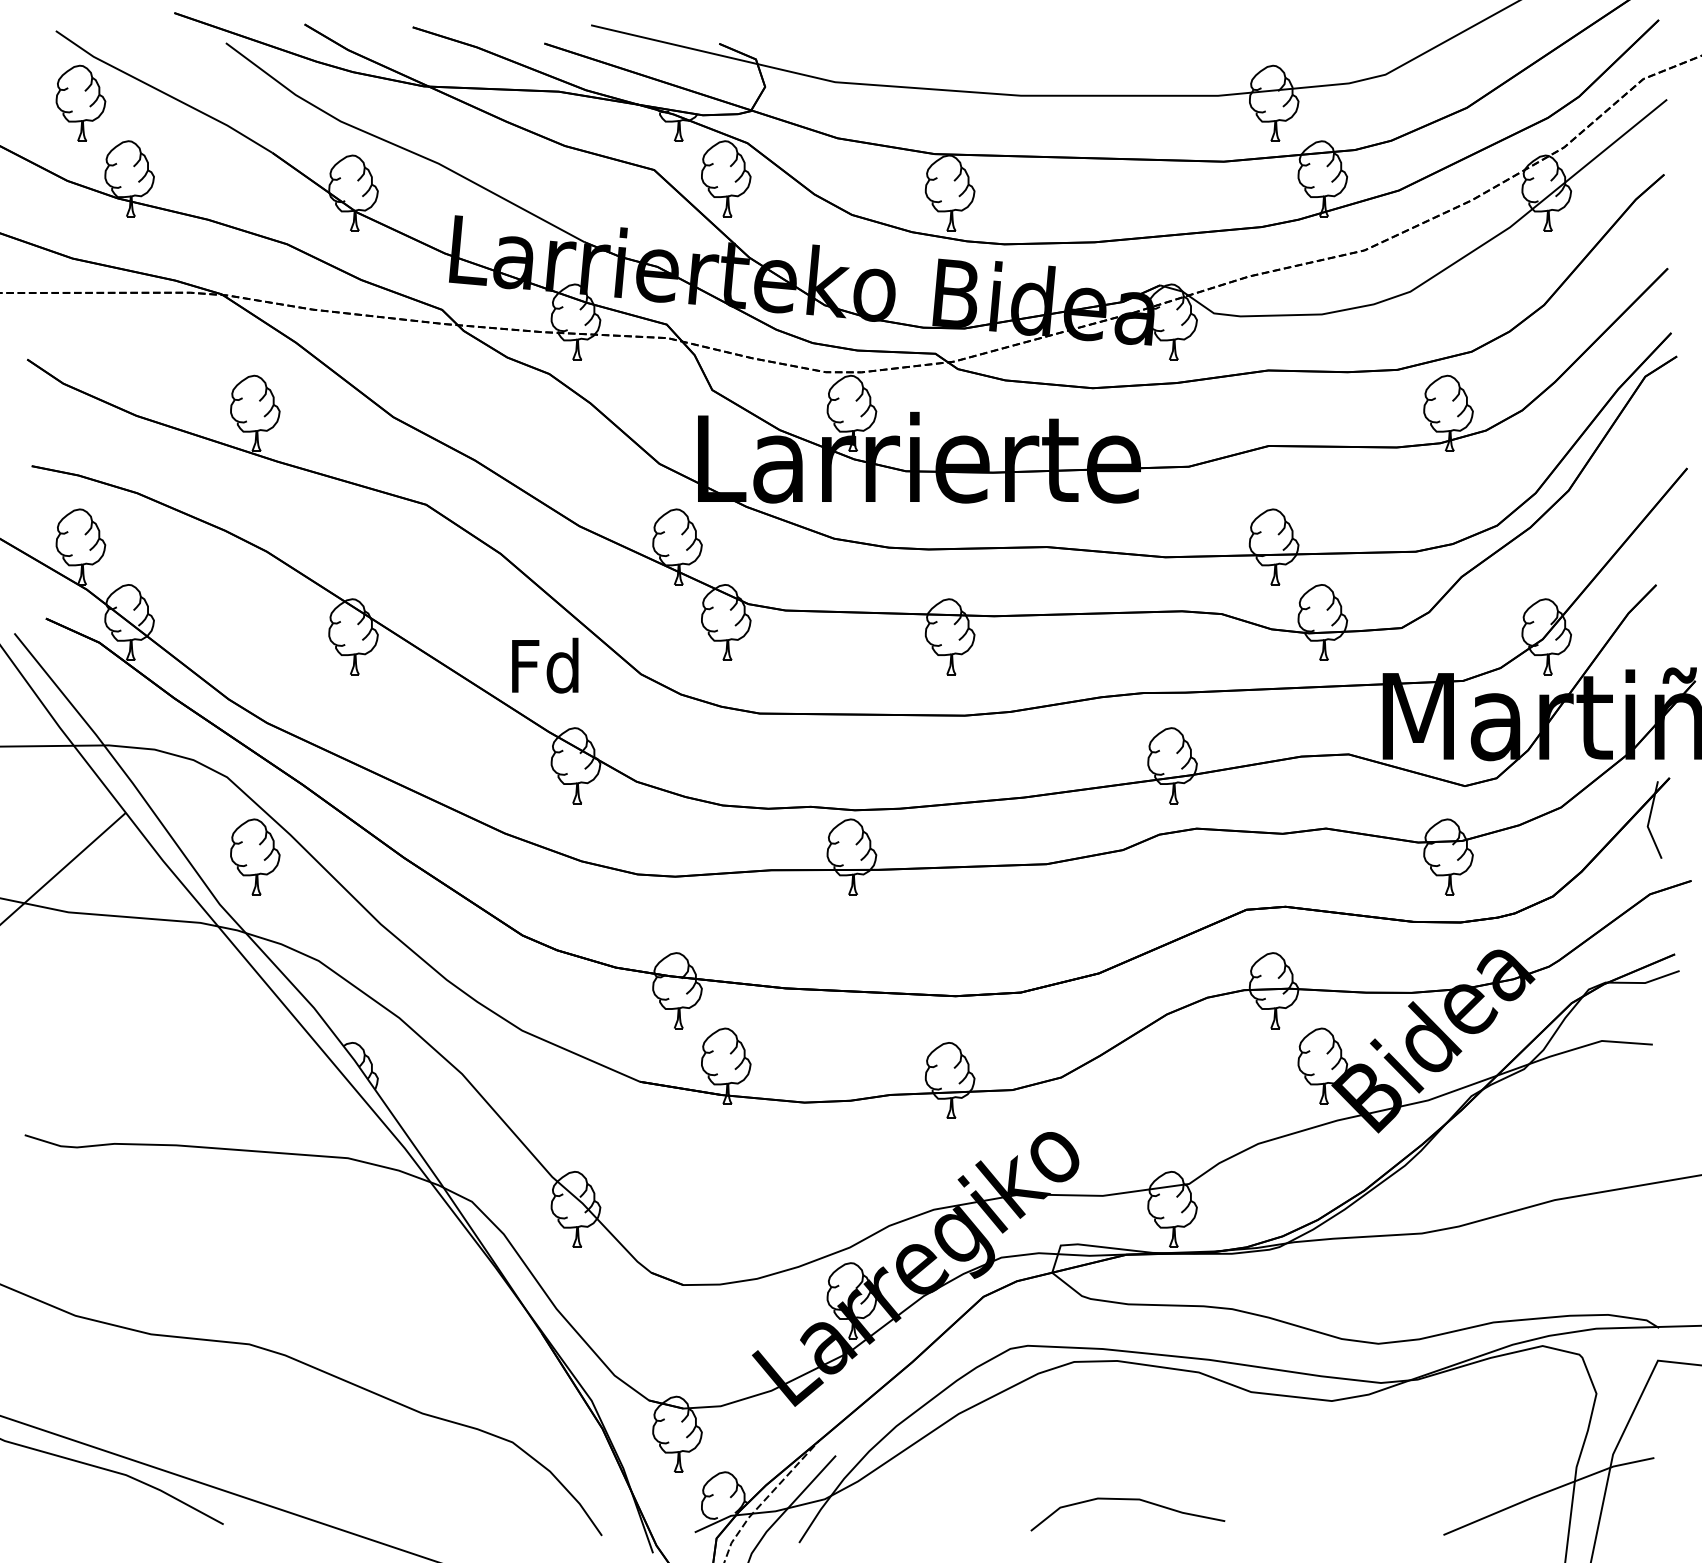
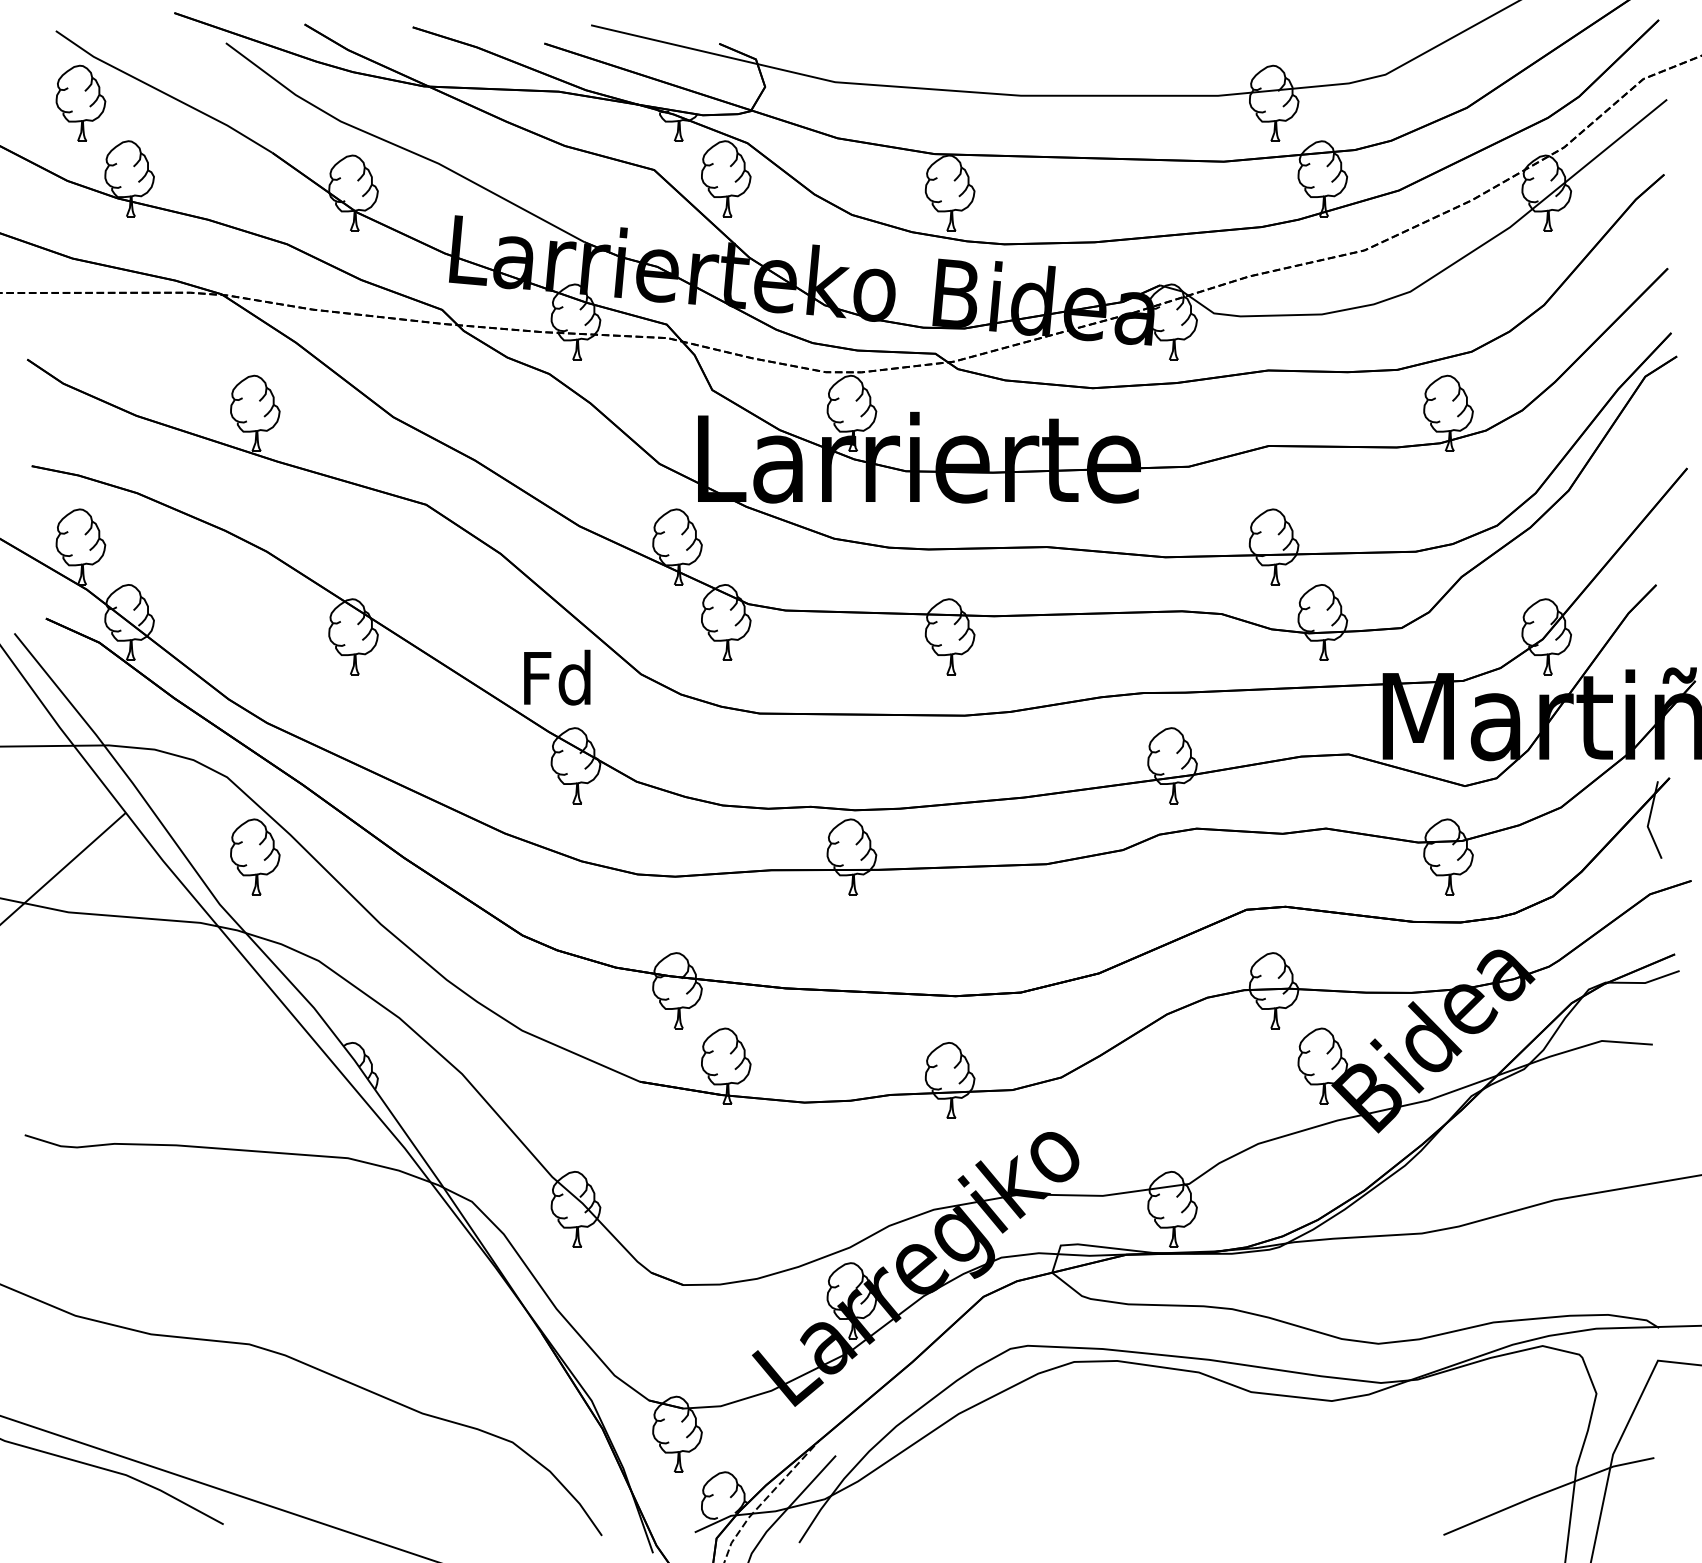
text position: (545, 665) -> (557, 677) (557, 677)
curve: present -> none (1127, 1500)
